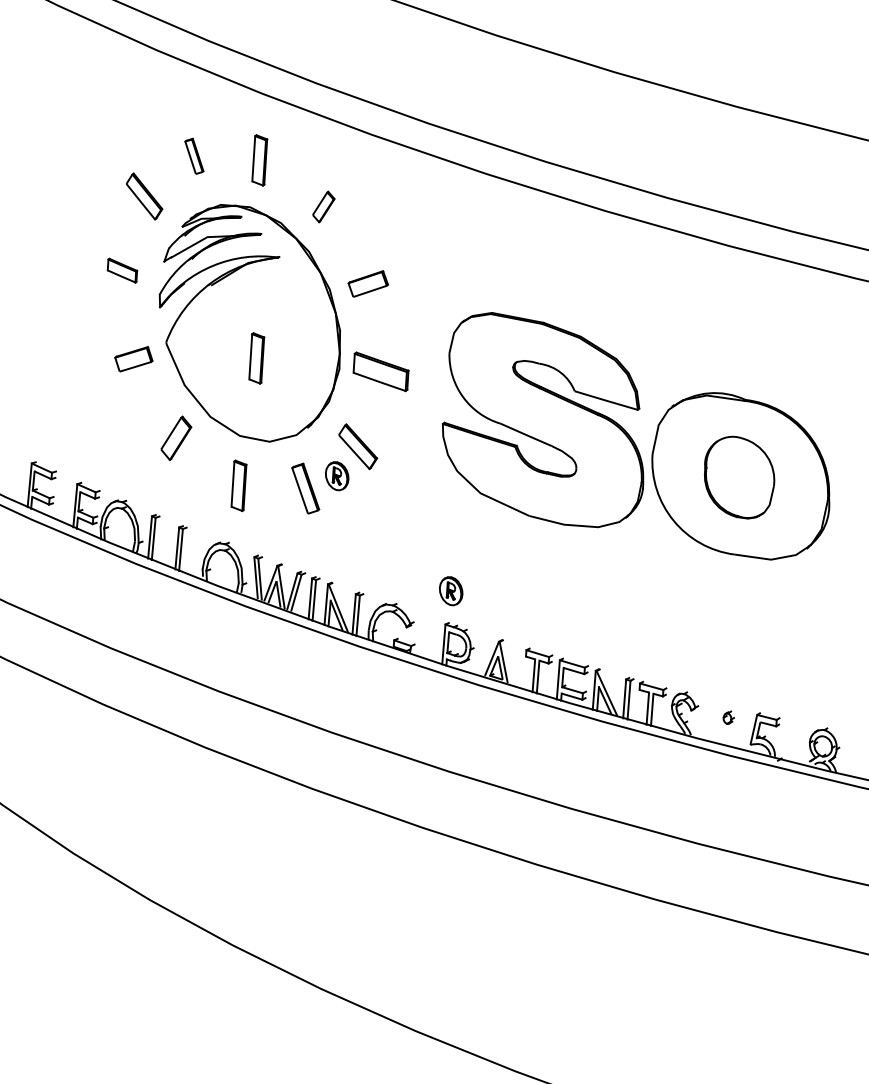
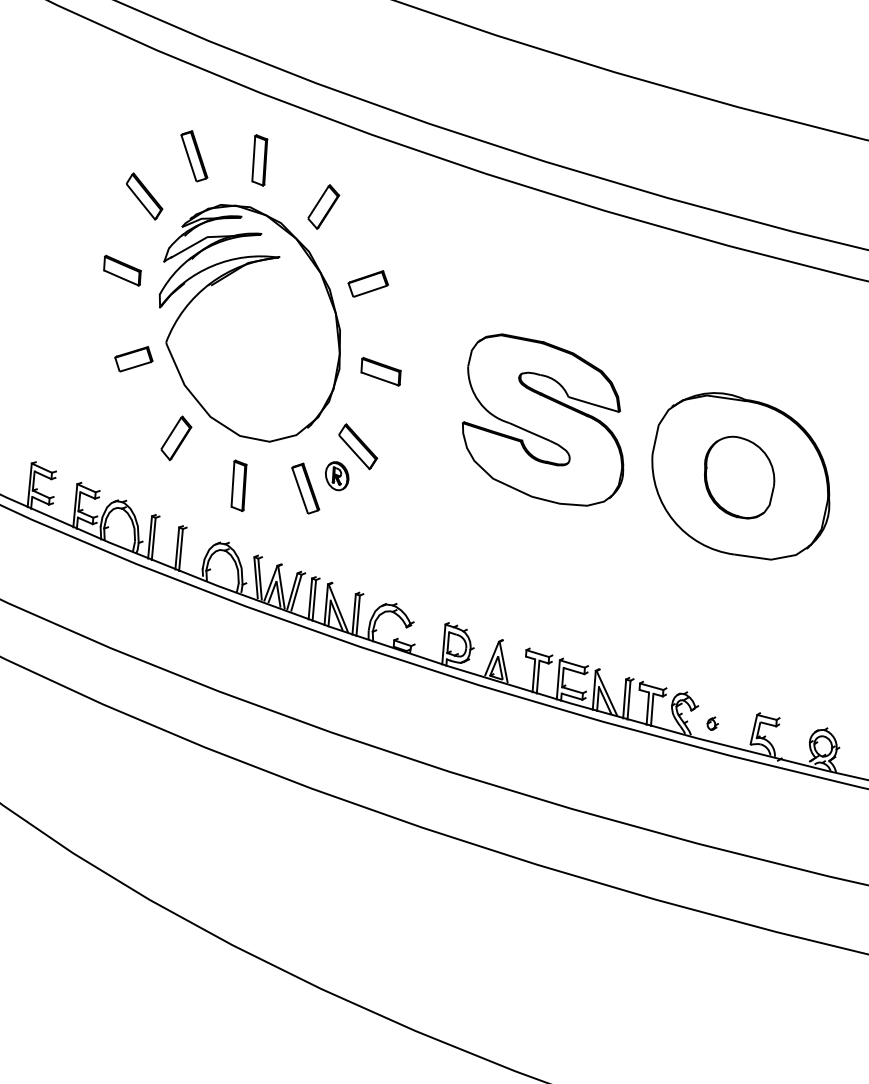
part size: 21x38 px -> 29x53 px (194, 156)
part size: 24x34 px -> 34x46 px (323, 206)
part size: 33x27 px -> 39x33 px (122, 270)
part: present -> none (256, 358)
part size: 58x42 px -> 42x31 px (380, 371)
part size: 204x217 px -> 164x174 px (542, 419)
part: present -> none (451, 591)
part position: (728, 717) -> (712, 723) (712, 723)
